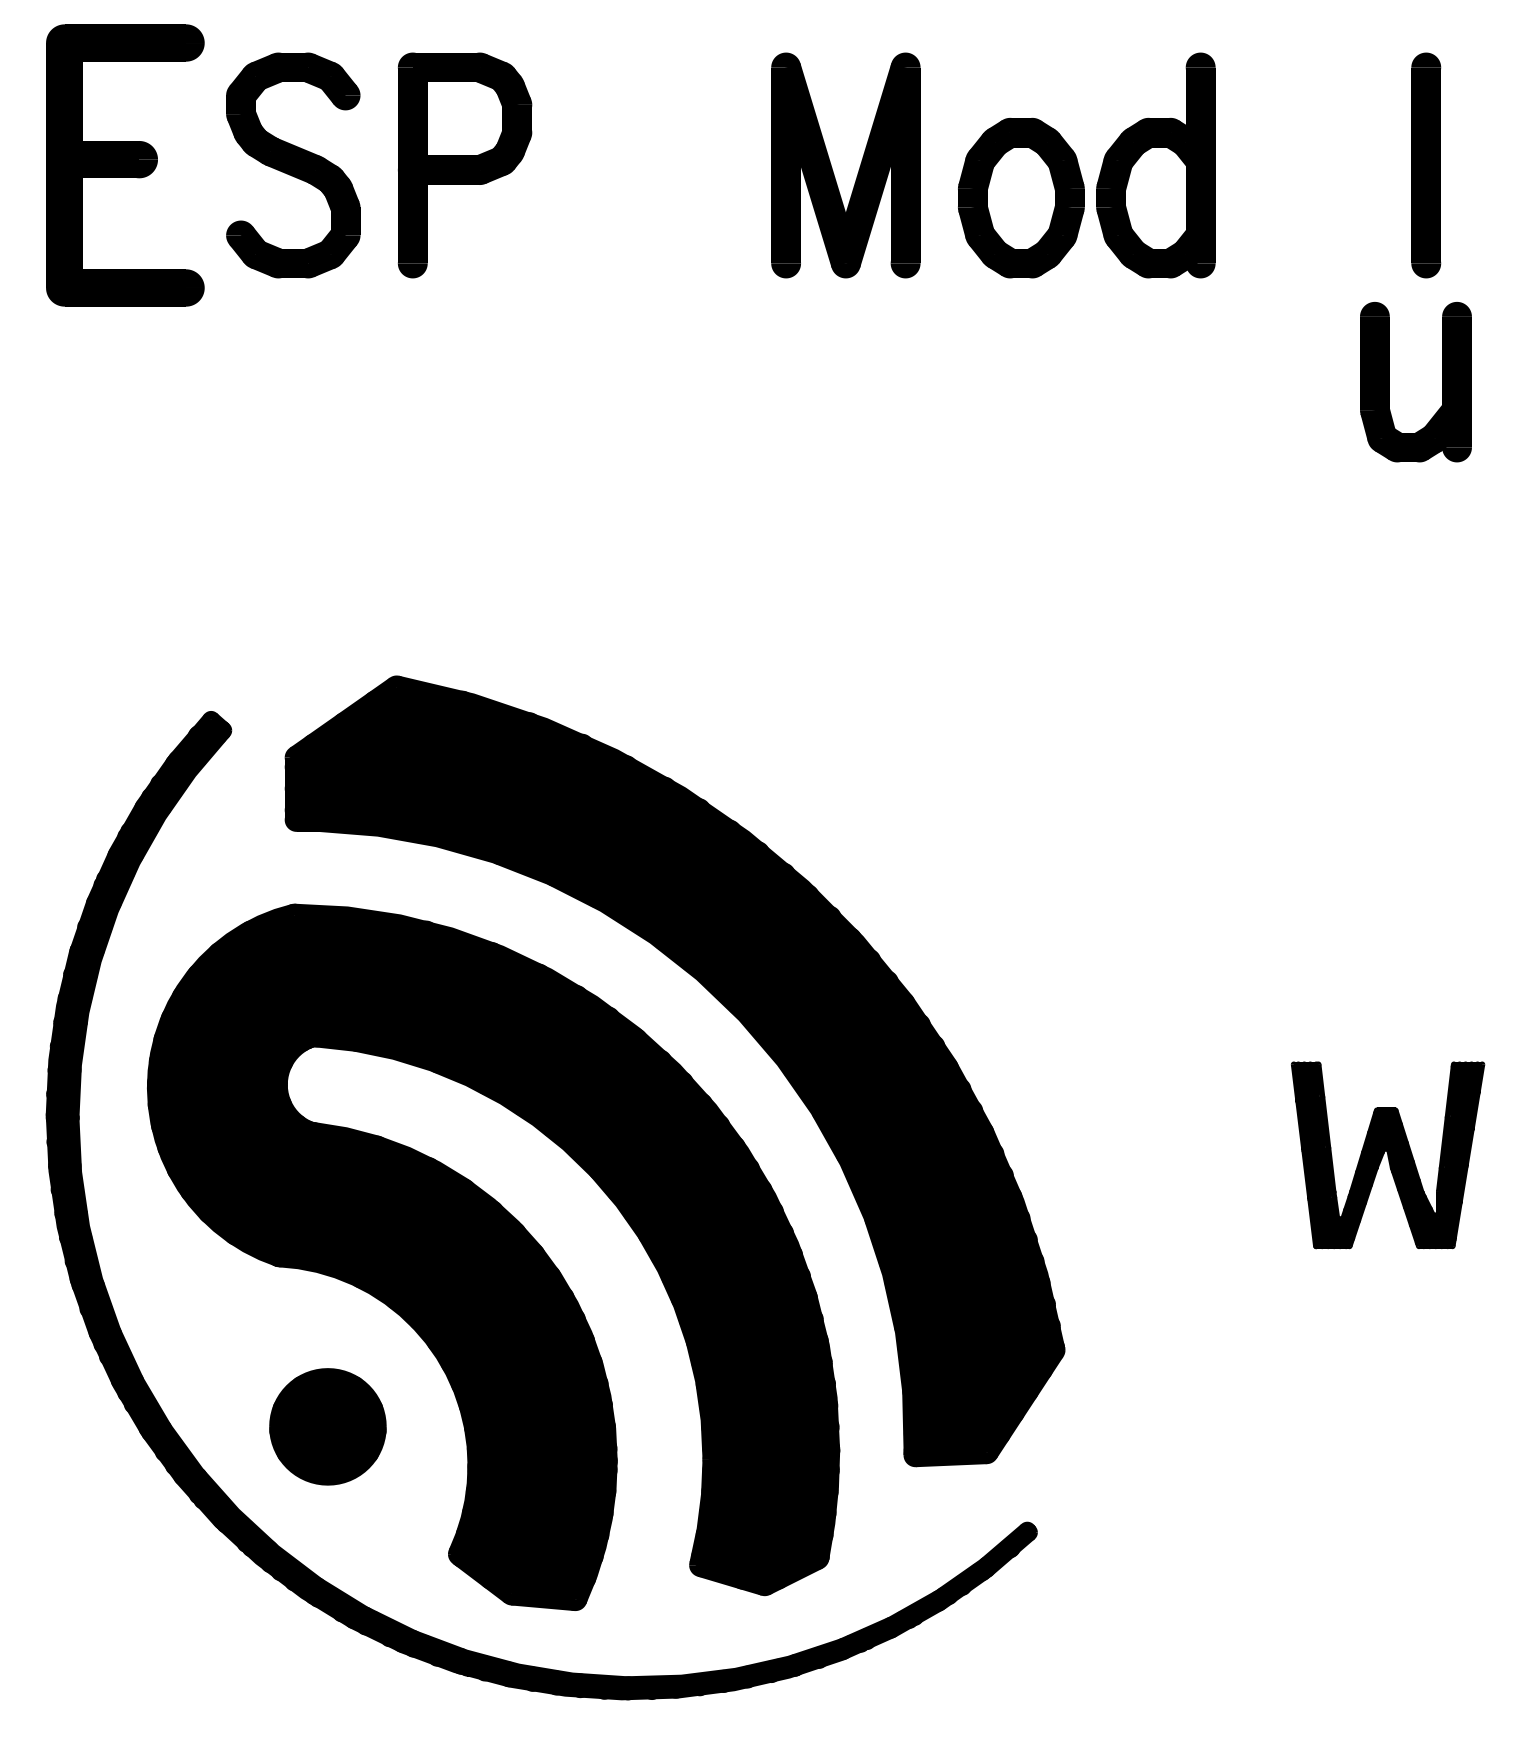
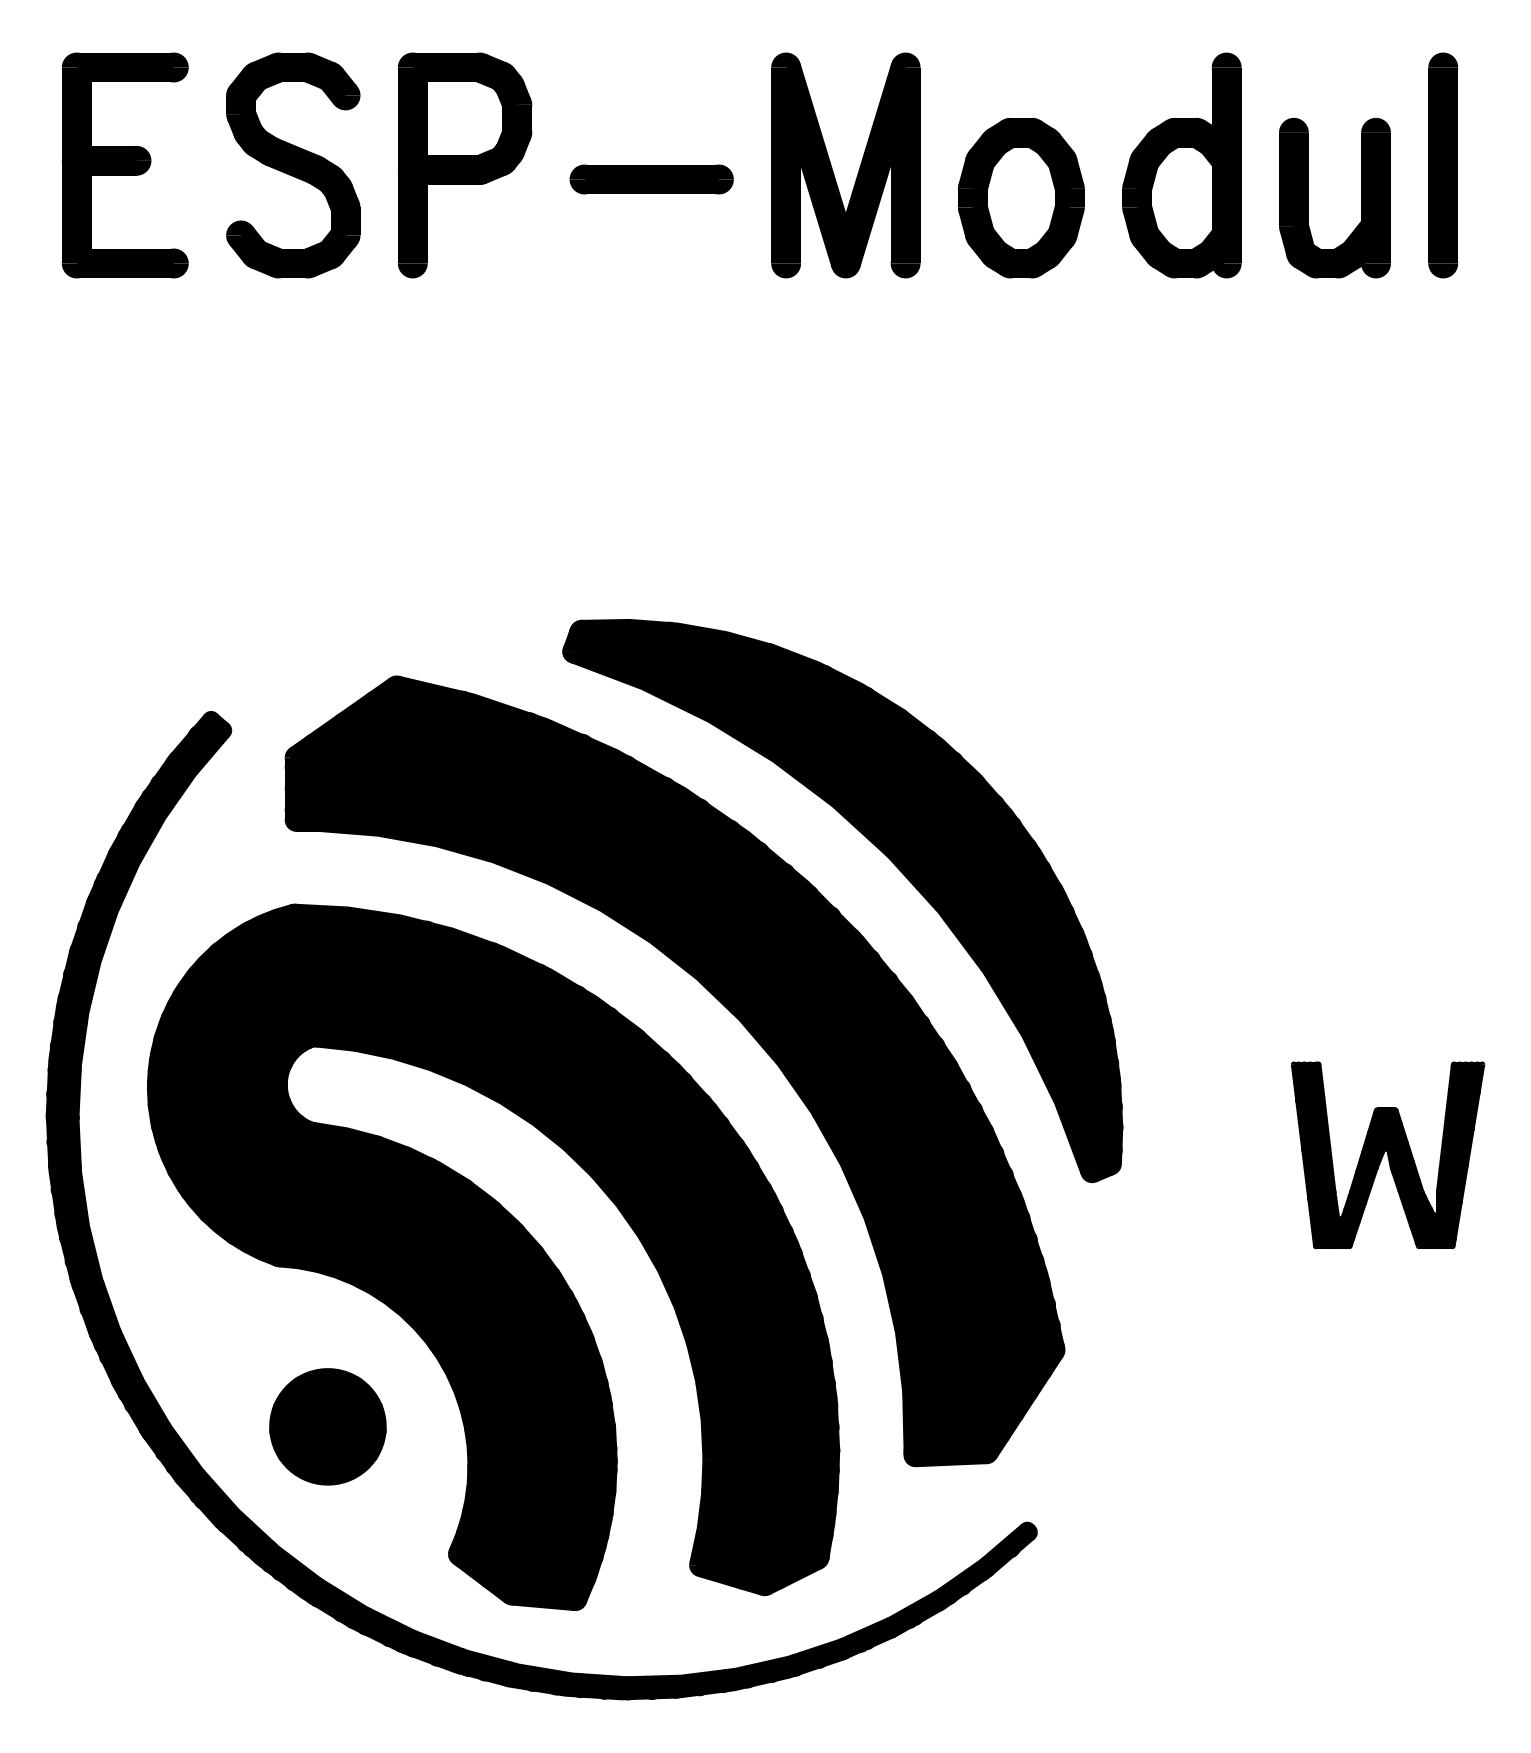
part size: 159x283 px -> 128x227 px (124, 165)
part position: (1155, 165) -> (1181, 165) (1181, 165)
part position: (1426, 165) -> (1443, 165) (1443, 165)
part: none -> present (651, 179)
part position: (1389, 382) -> (1308, 198) (1308, 198)
part: none -> present (882, 853)
